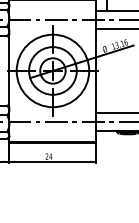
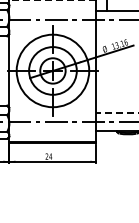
line: solid -> dashed (52, 0)
line: present -> none (115, 28)
line: solid -> dashed (117, 113)
